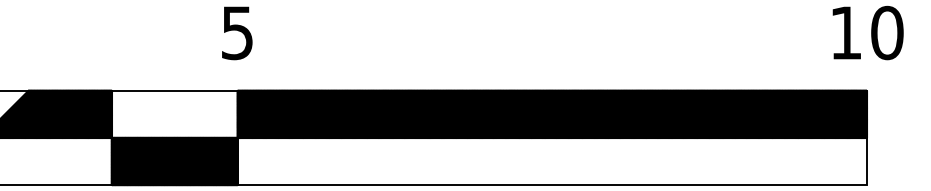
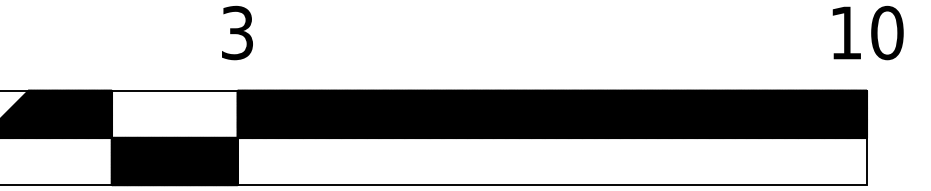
text: 5 -> 3 (237, 32)
